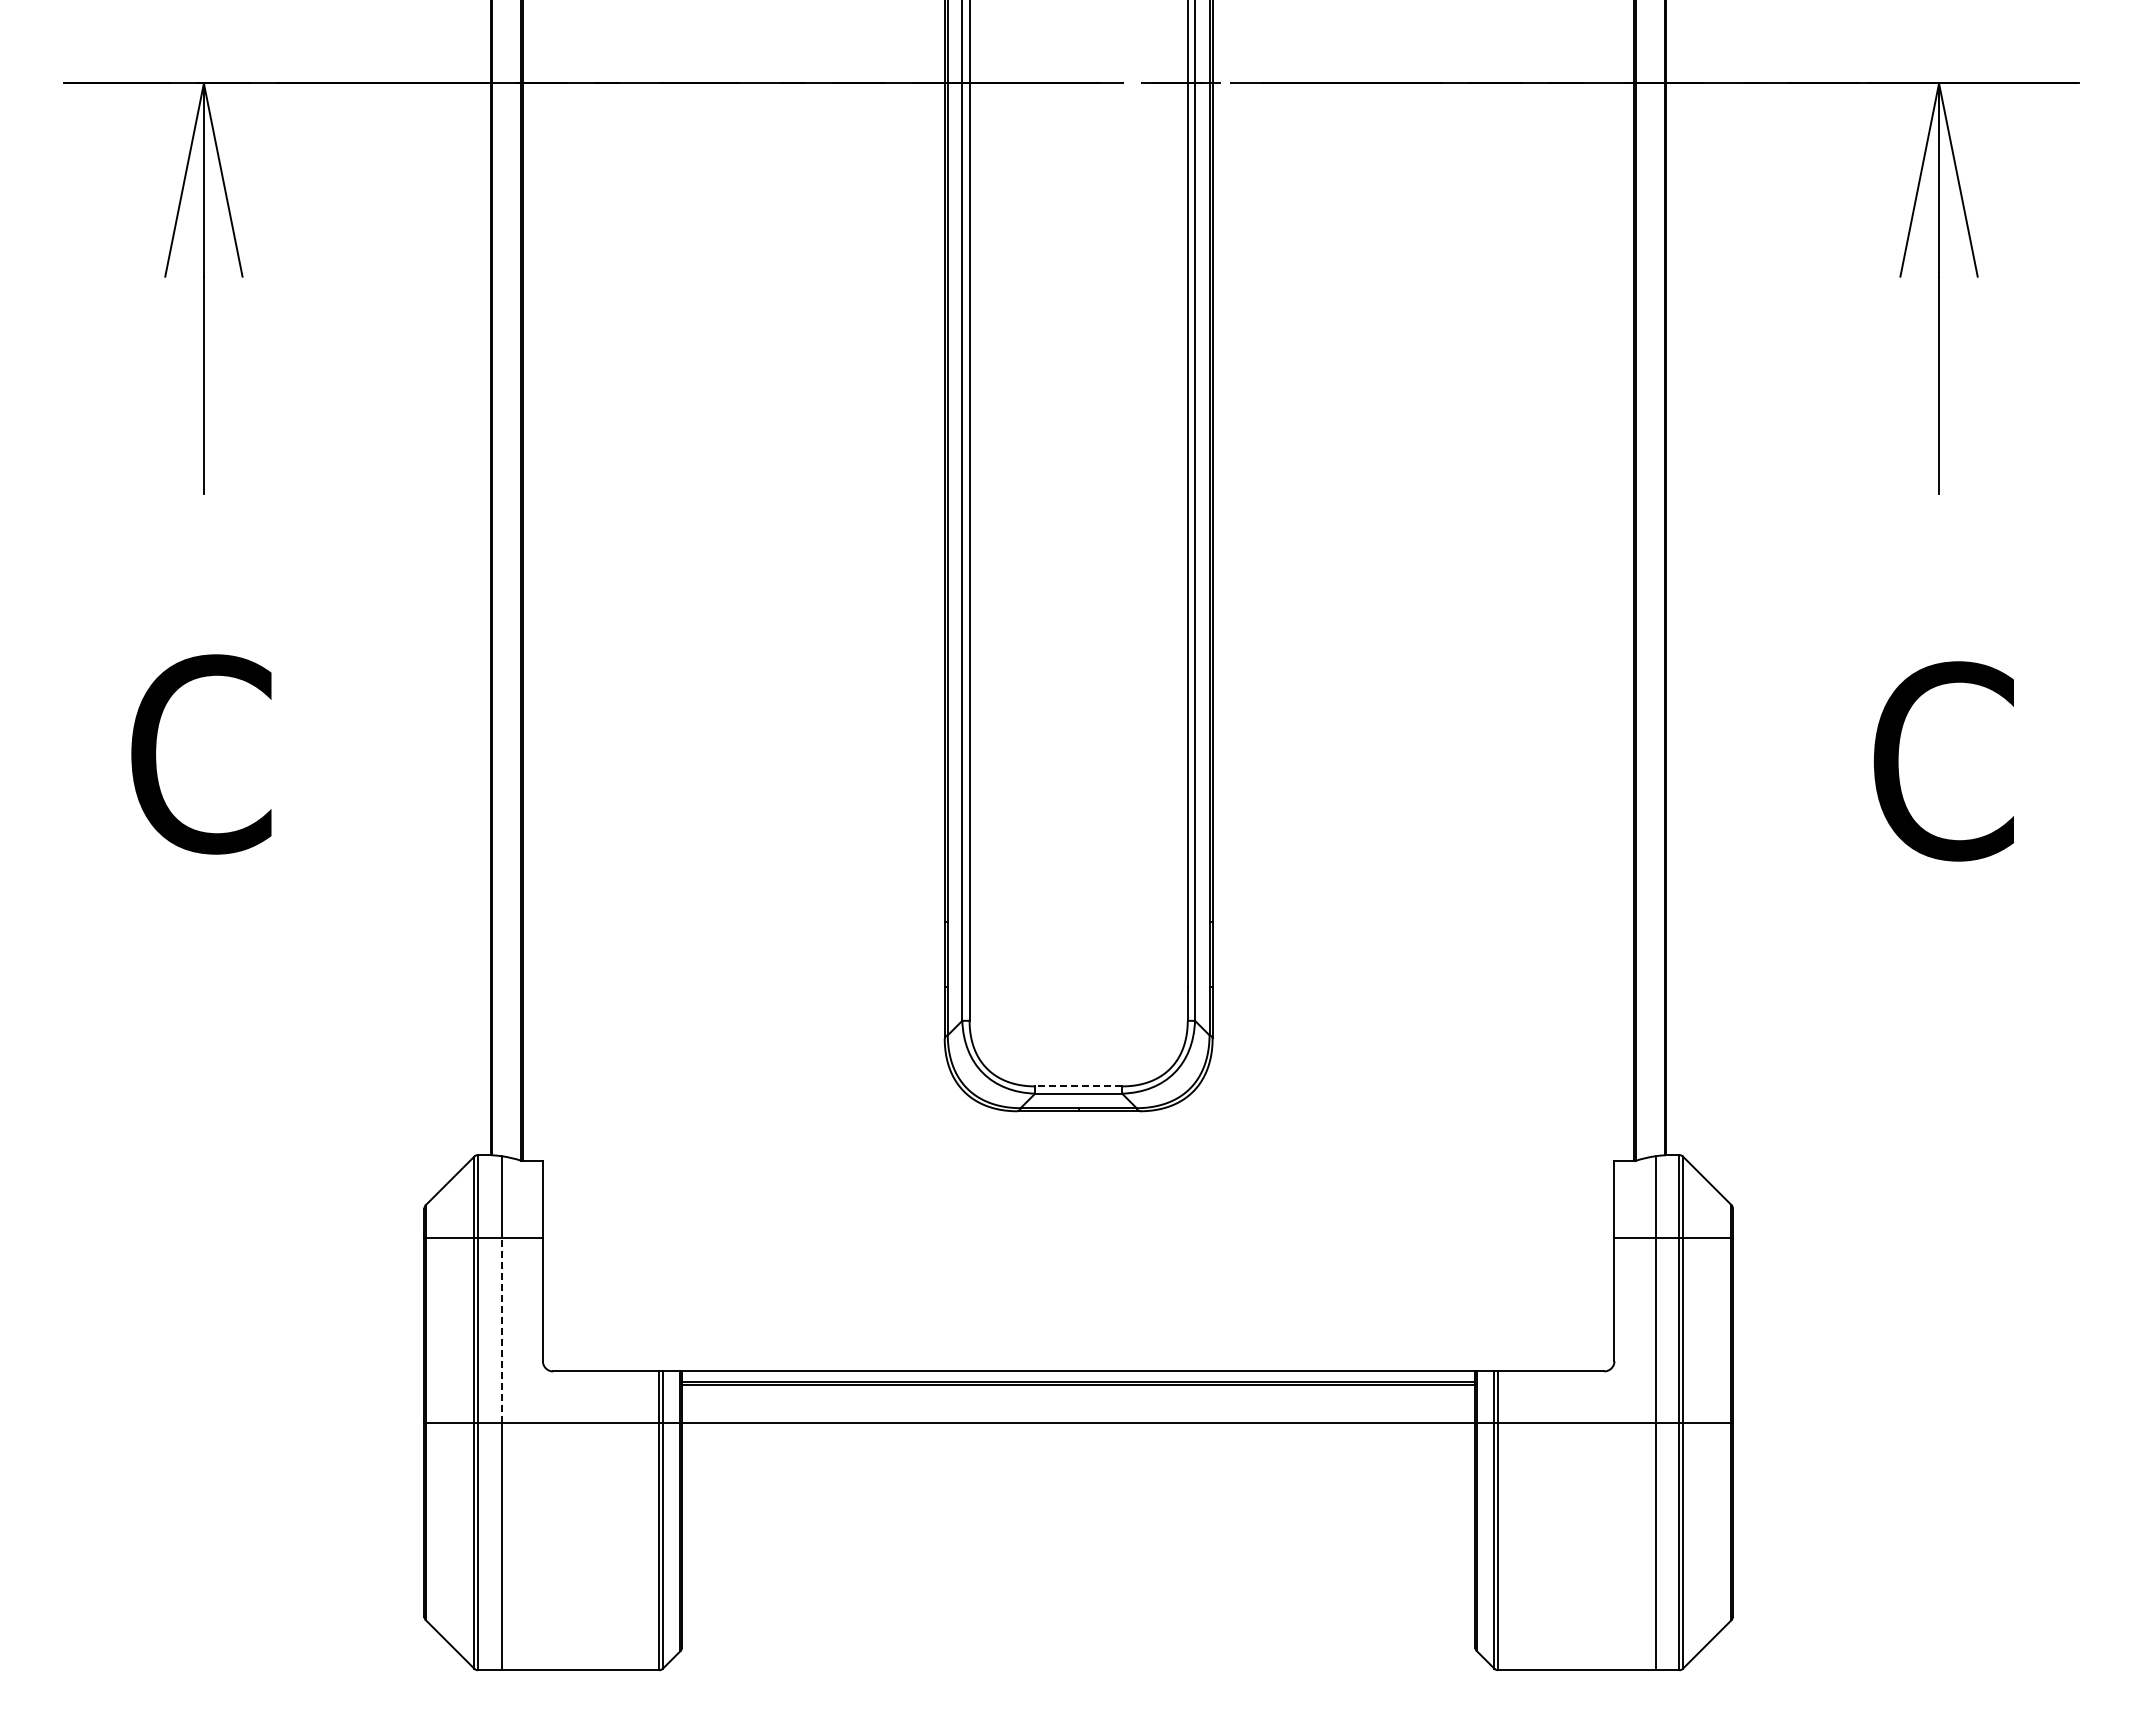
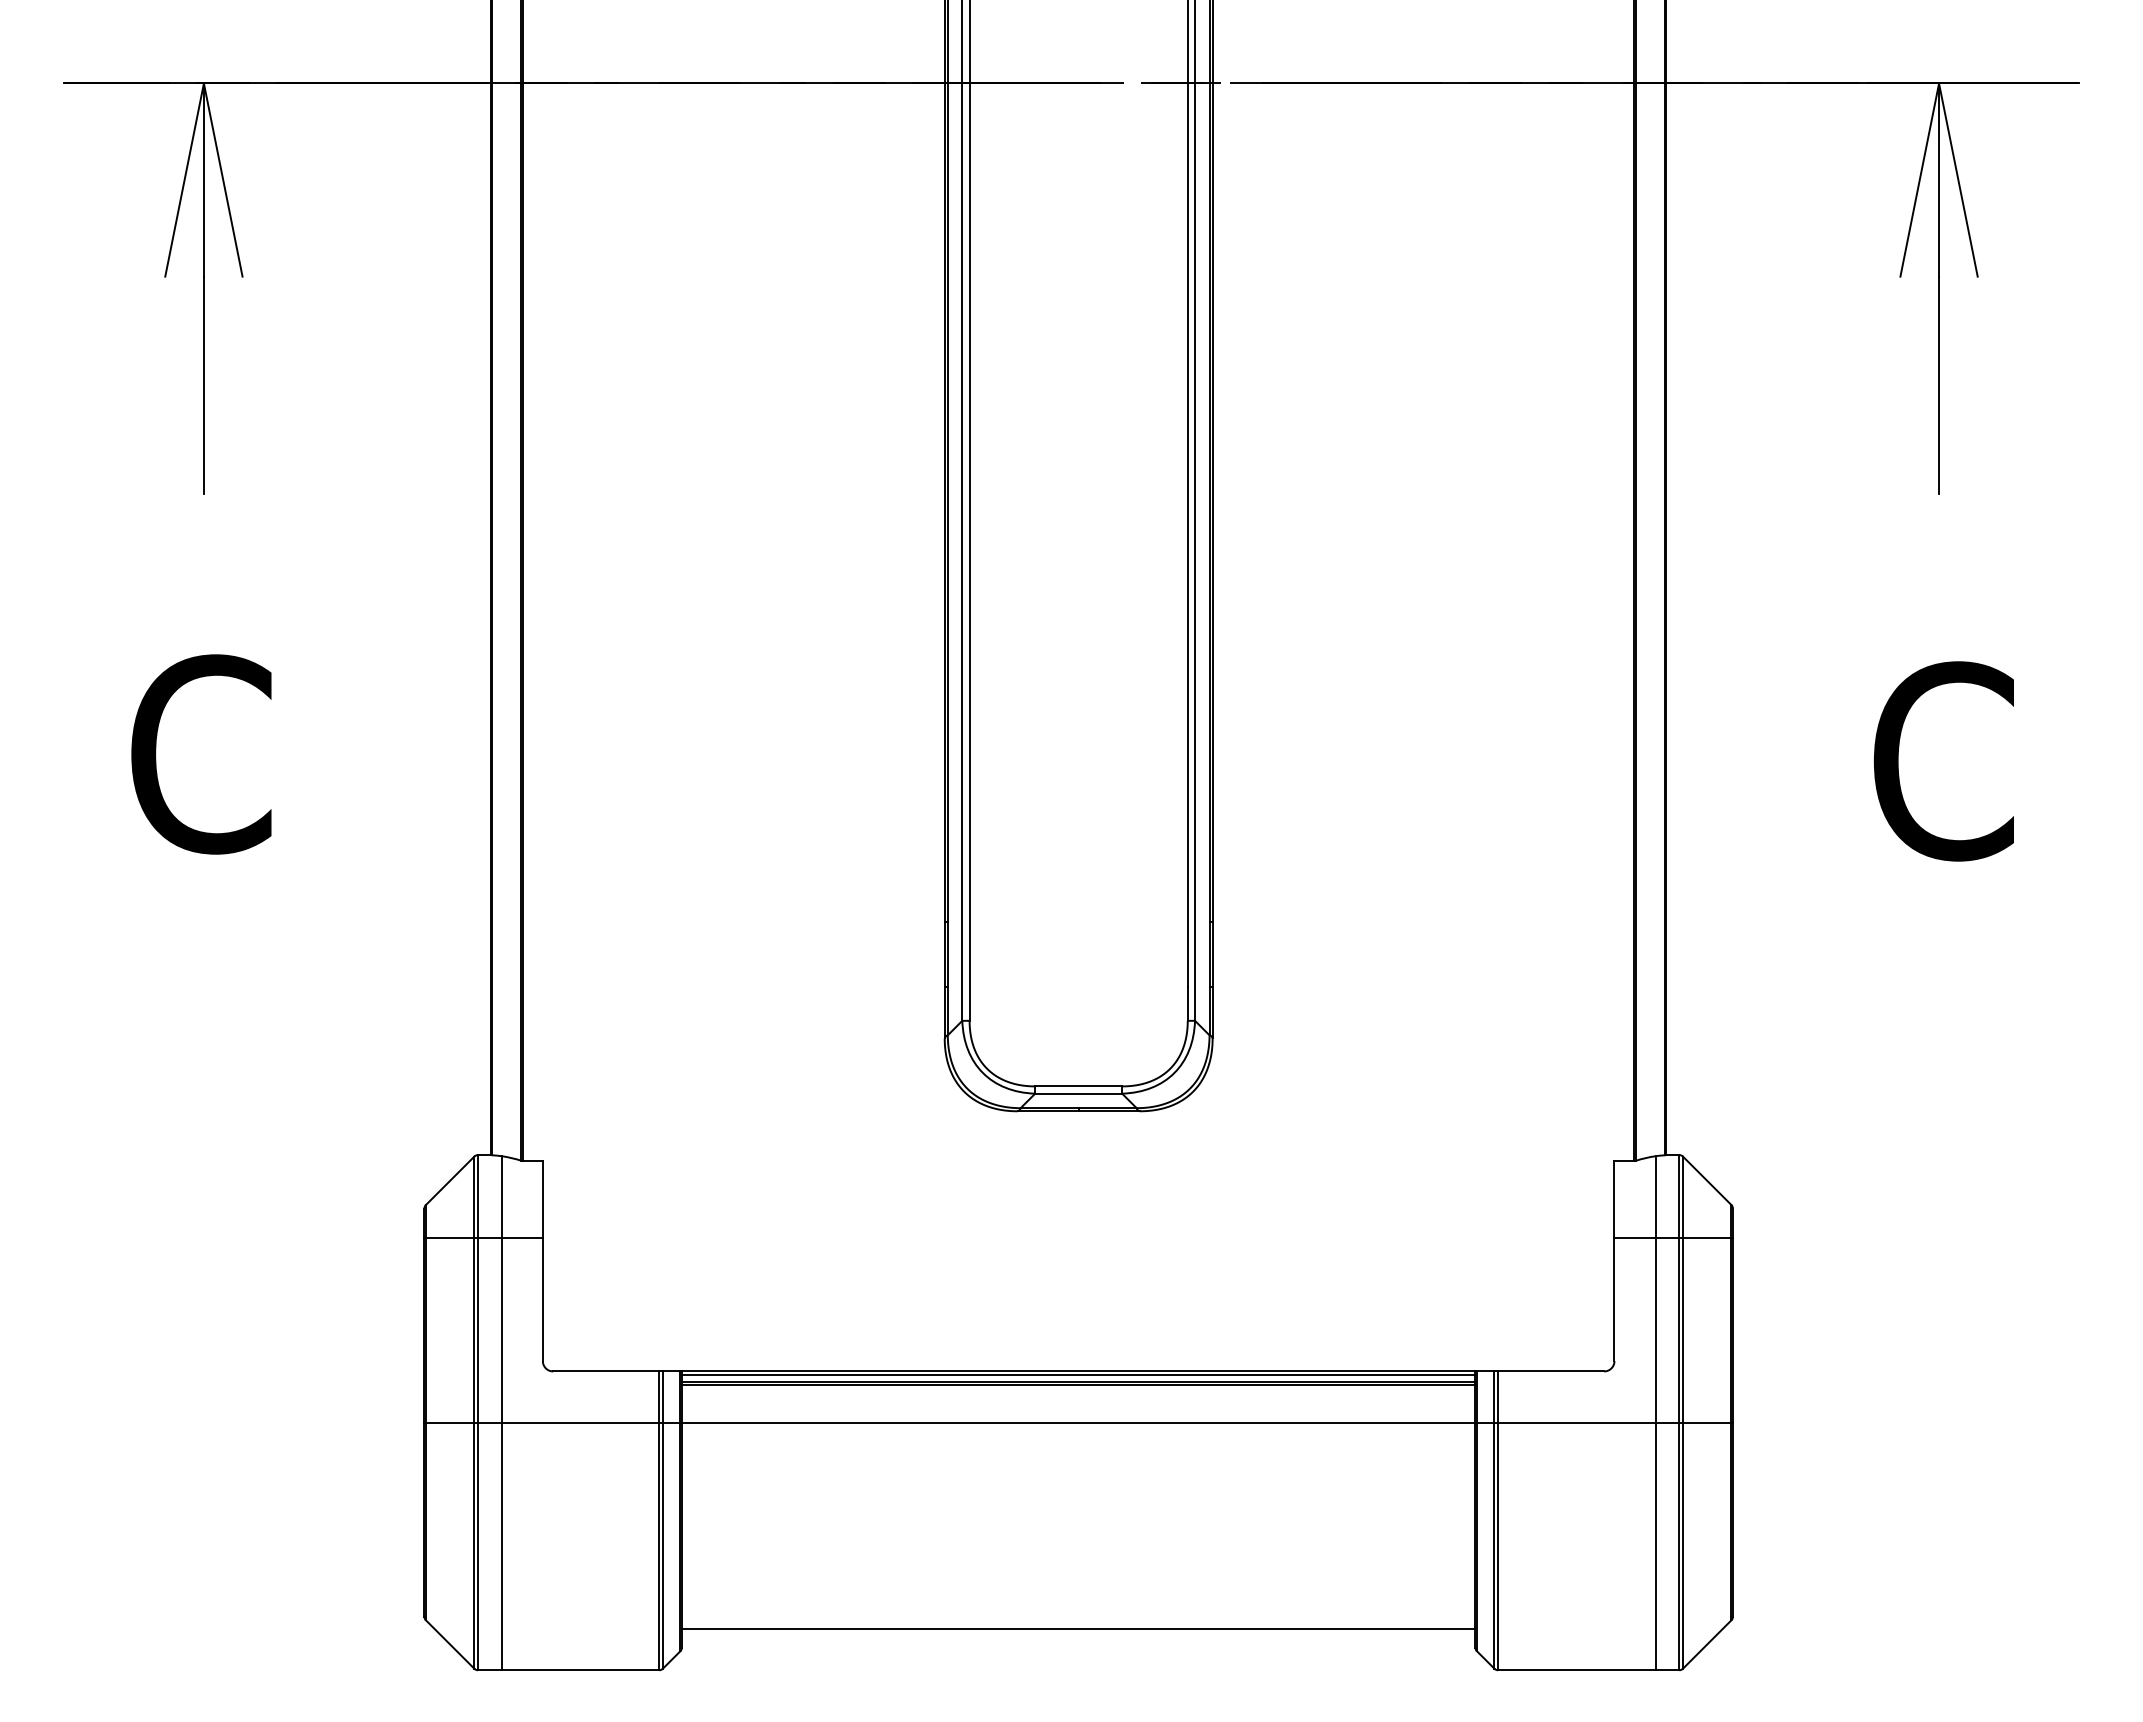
line: dashed -> solid (1078, 1086)
line: dashed -> solid (501, 1330)
line: none -> present (1078, 1374)
line: none -> present (1078, 1629)
